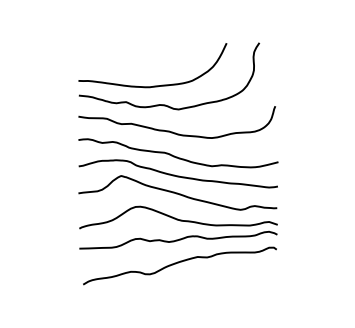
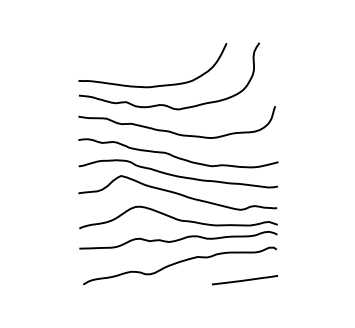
line: none -> present (245, 280)
